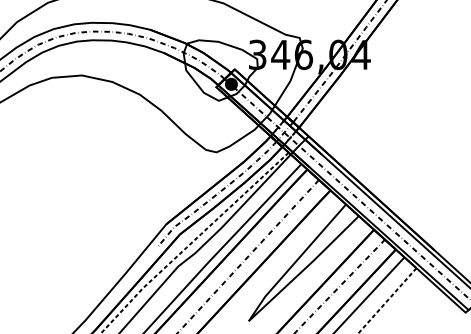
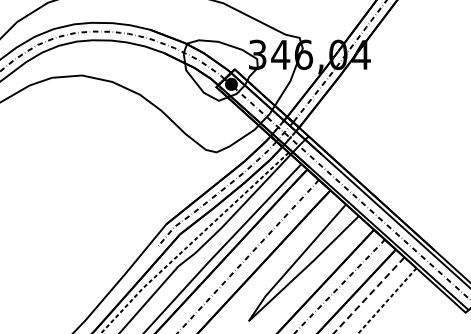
line: solid -> dashed (369, 294)
